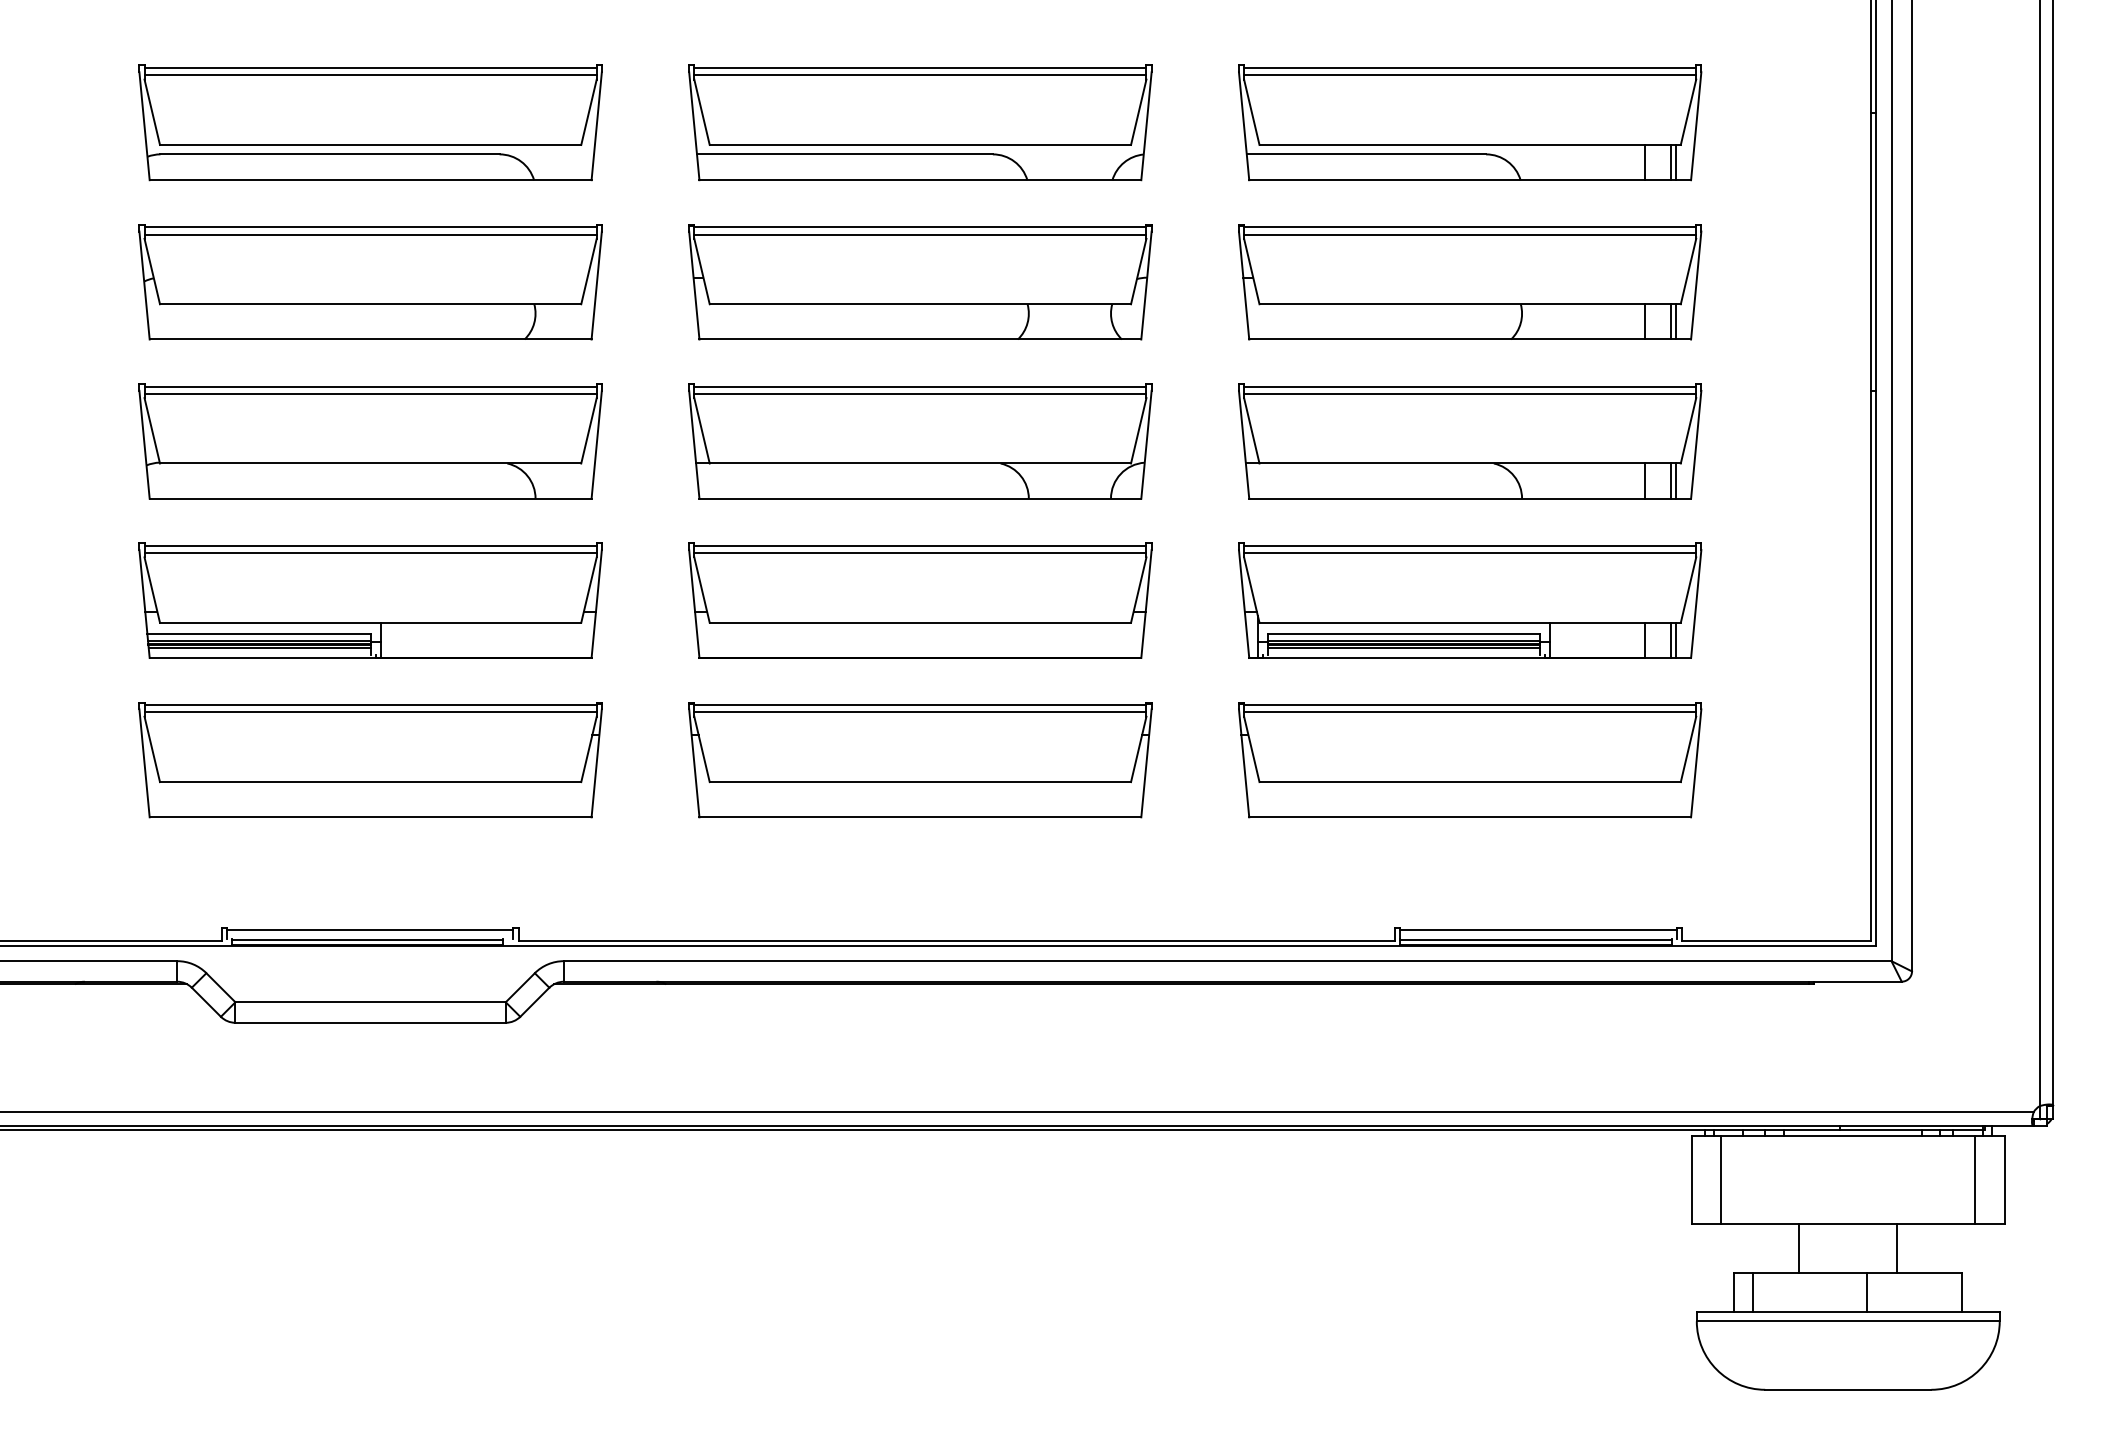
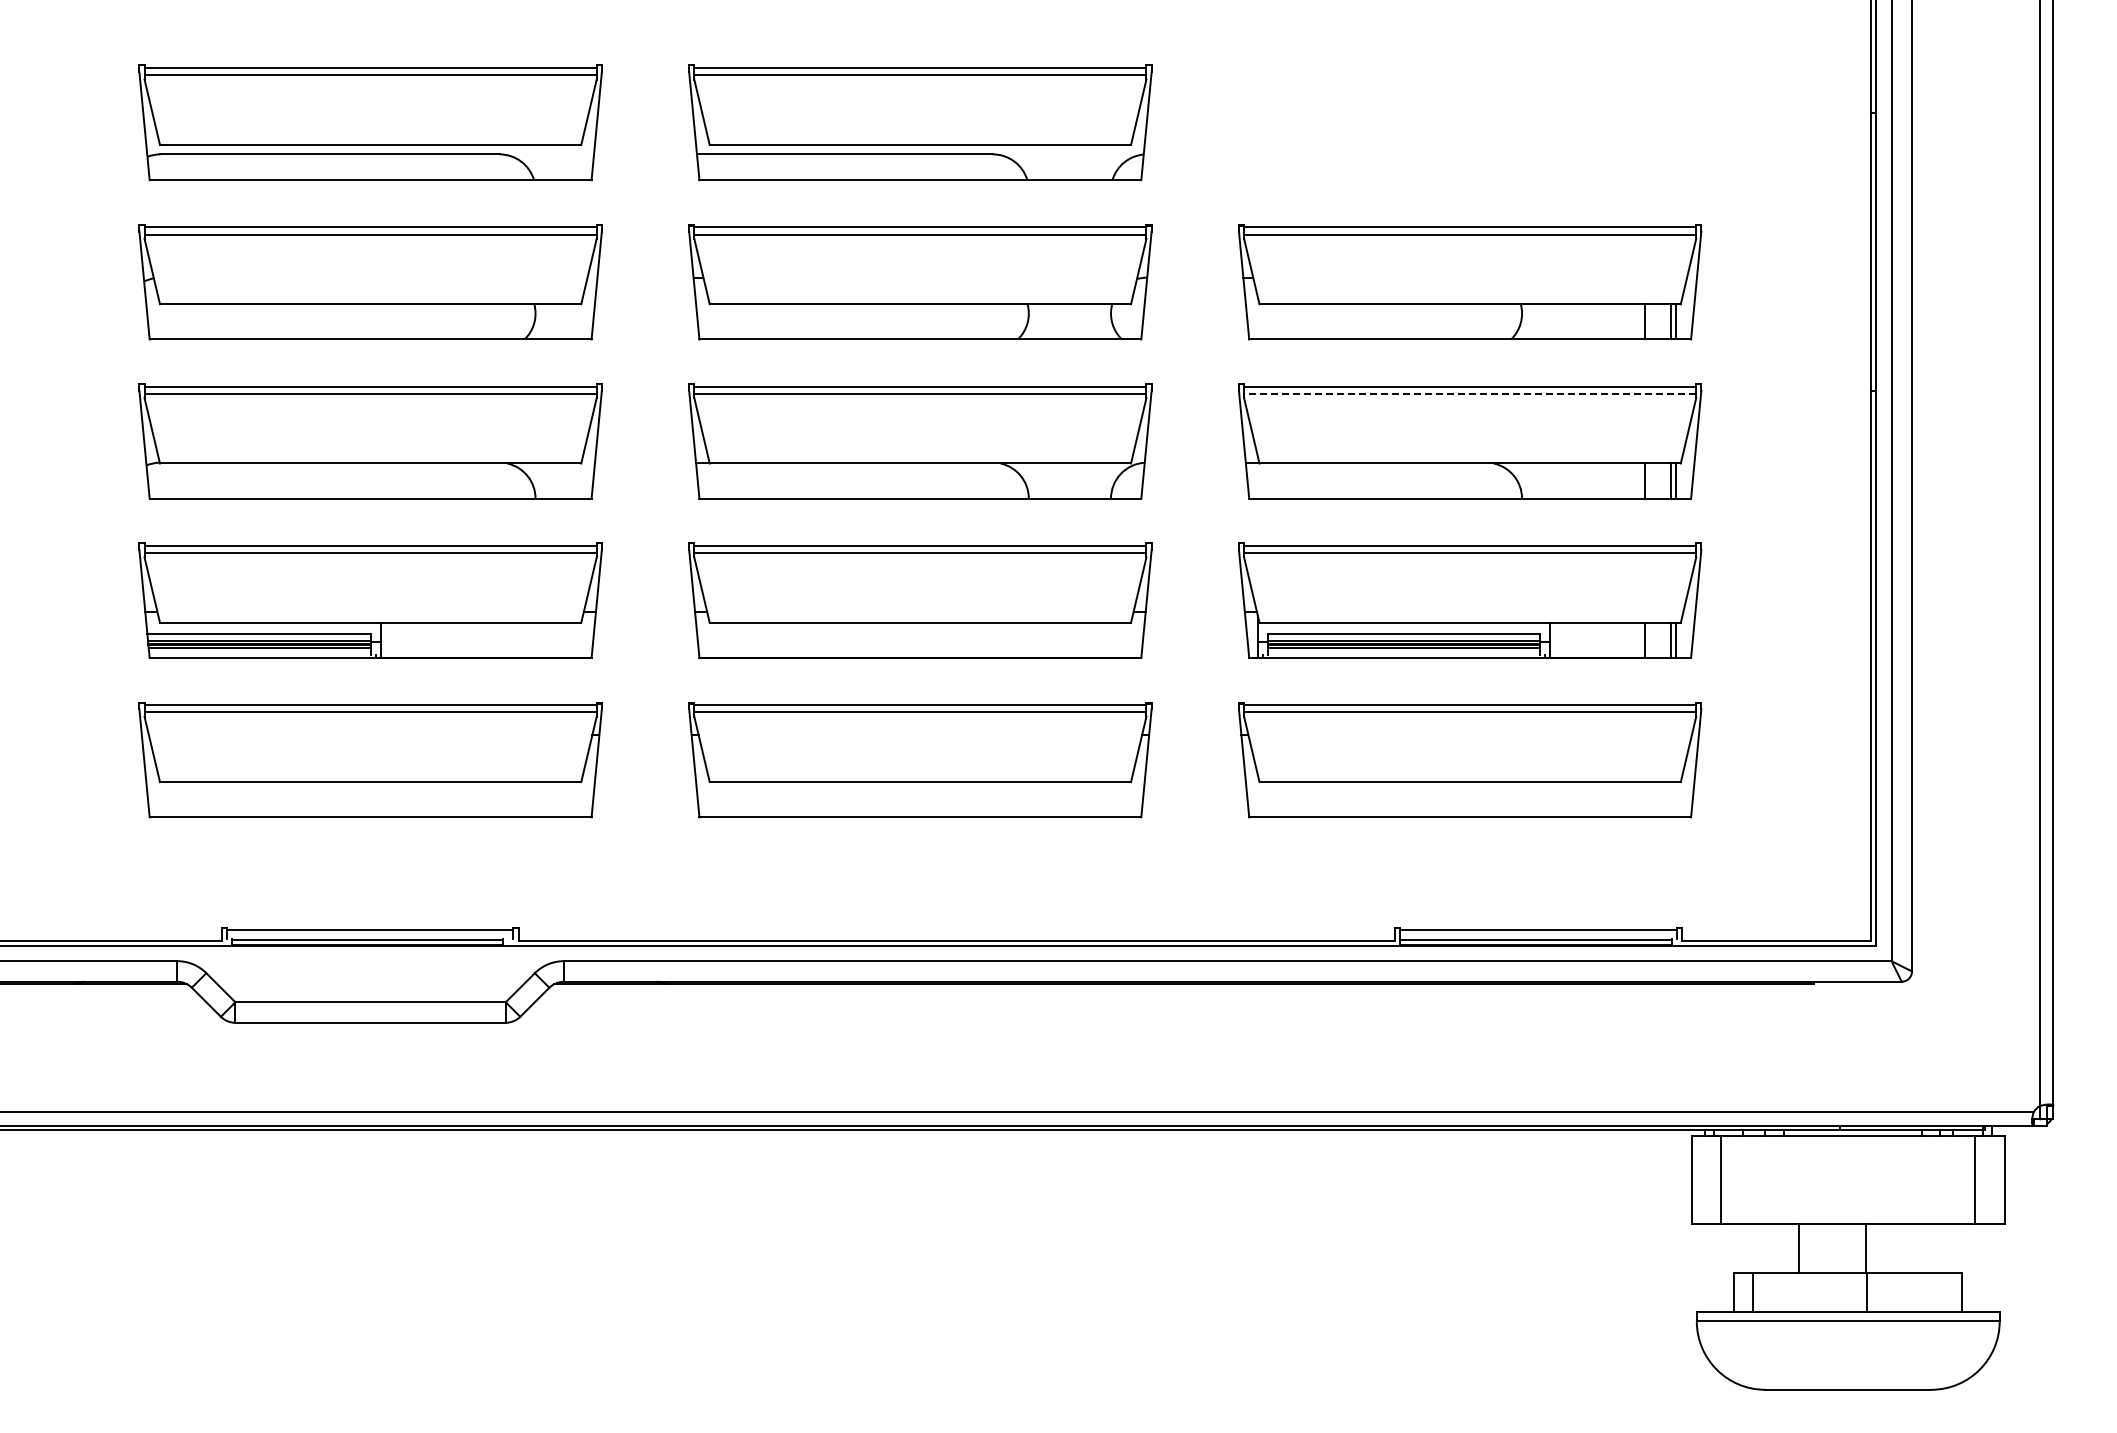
part: present -> none (1470, 122)
line: solid -> dashed (1469, 393)
line position: (1897, 1247) -> (1866, 1247) (1866, 1247)
